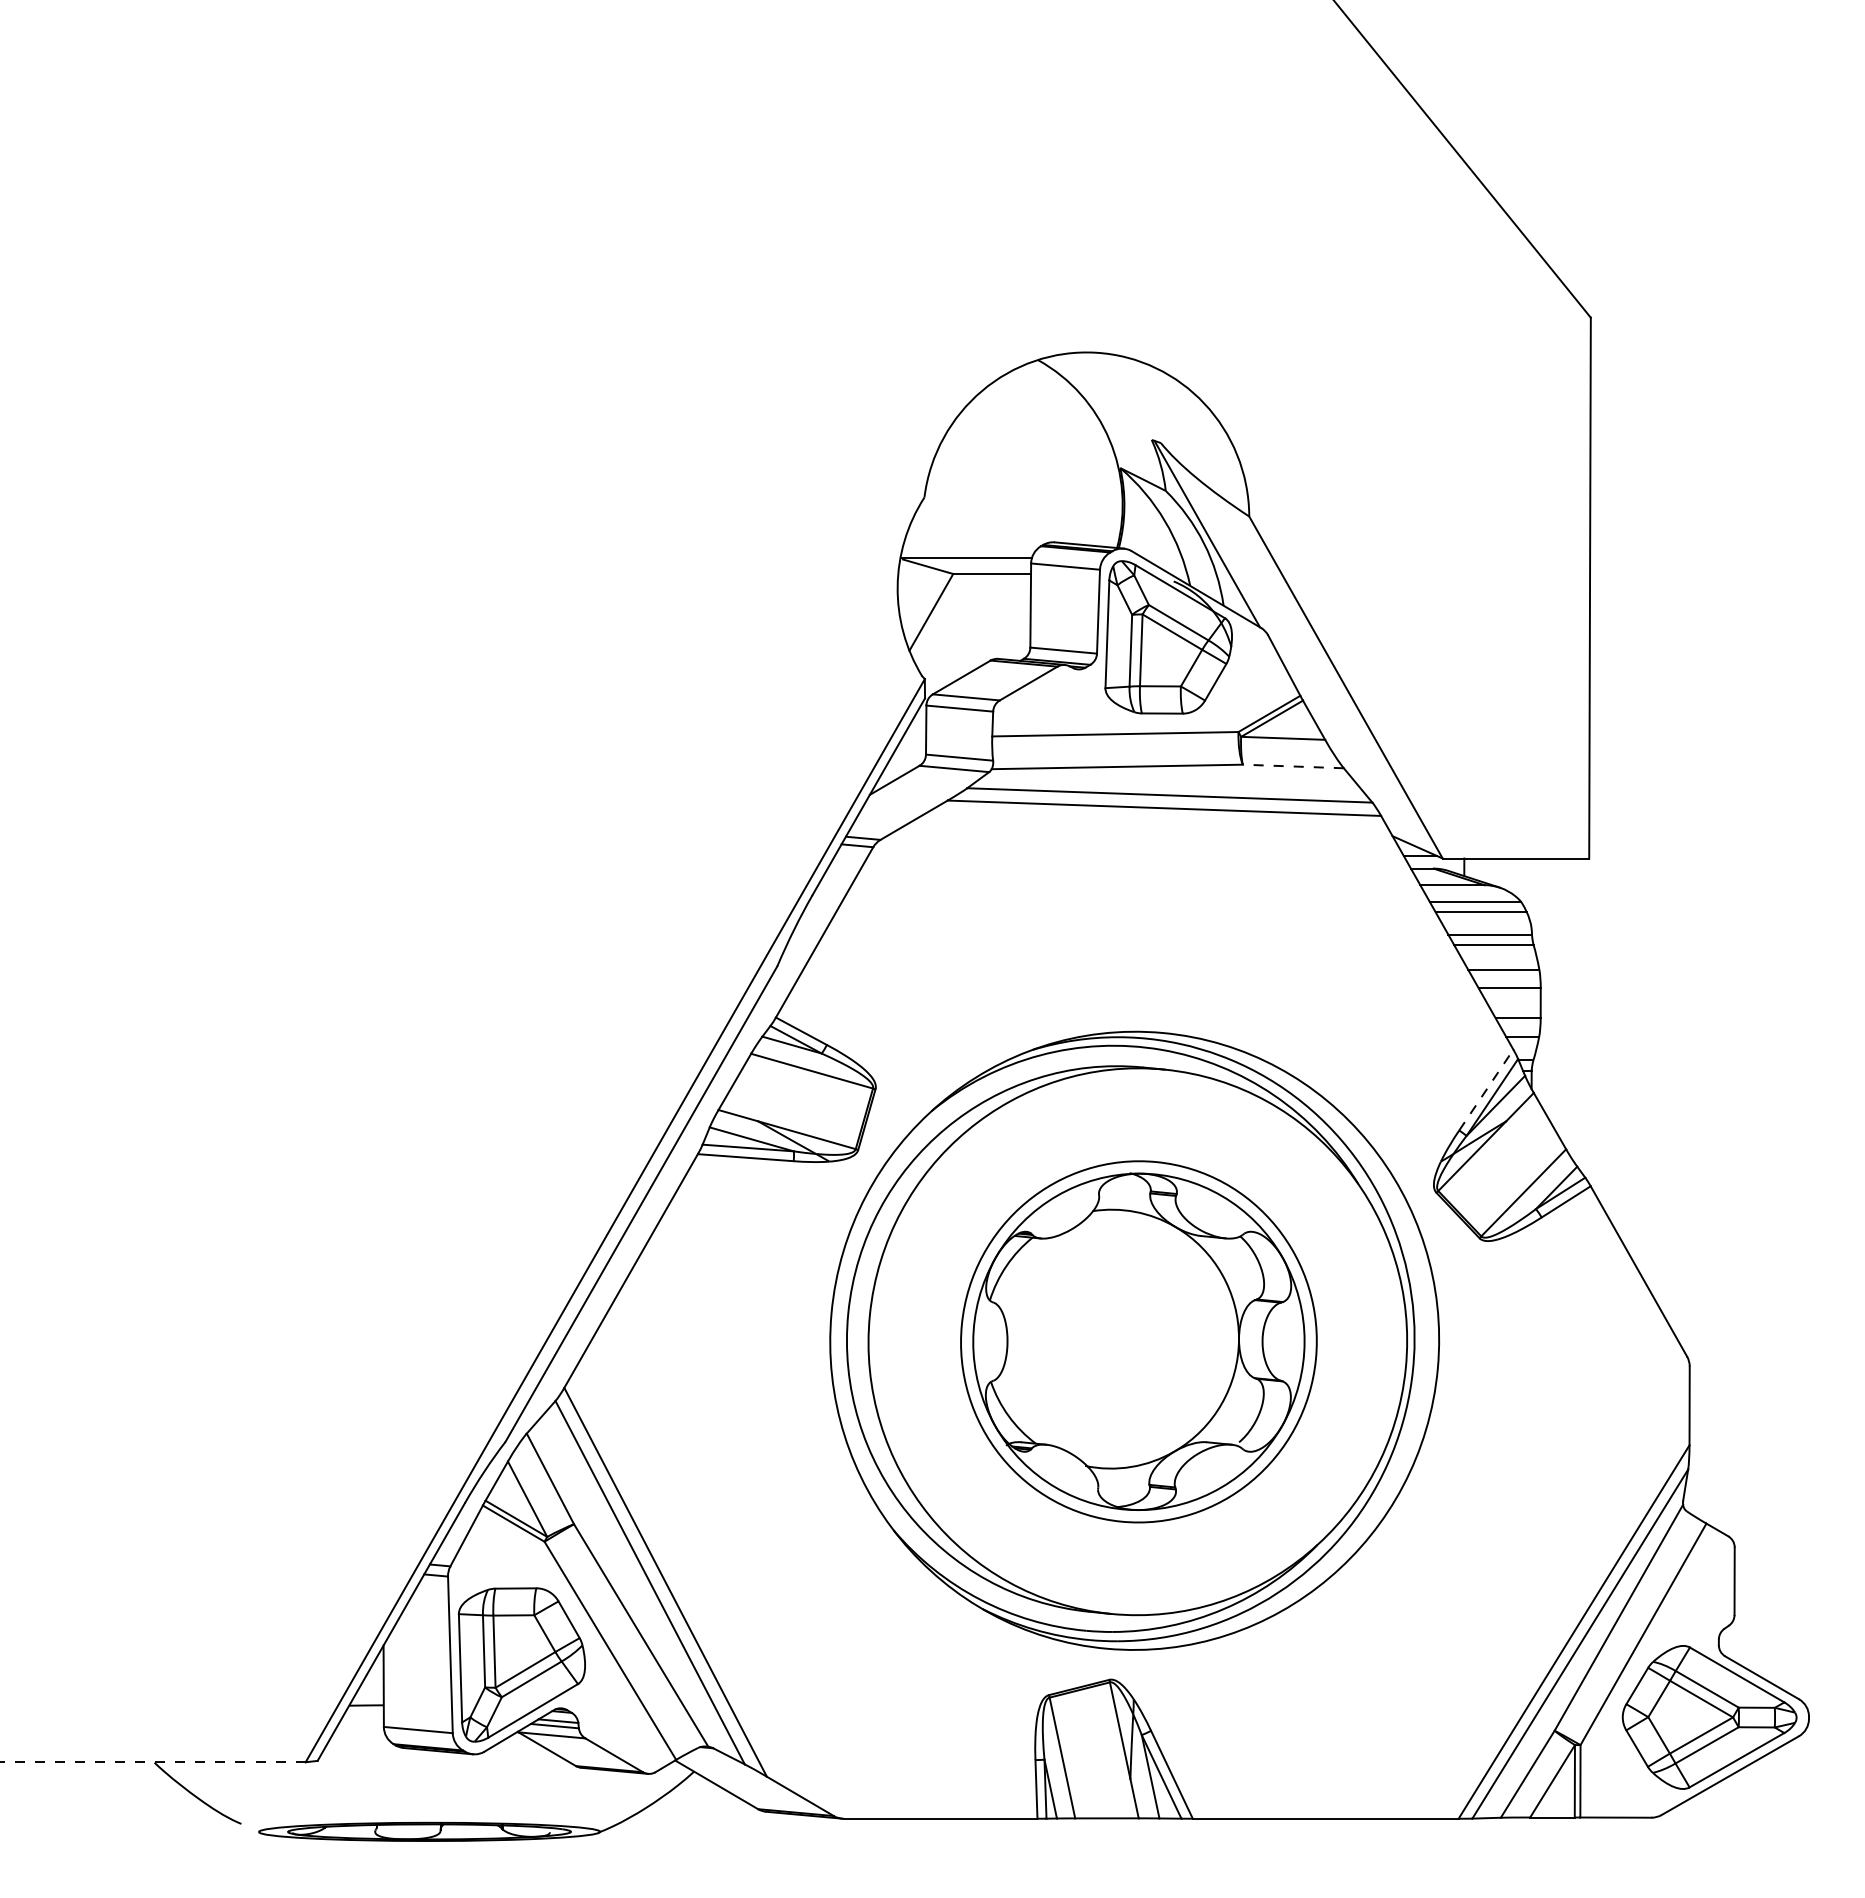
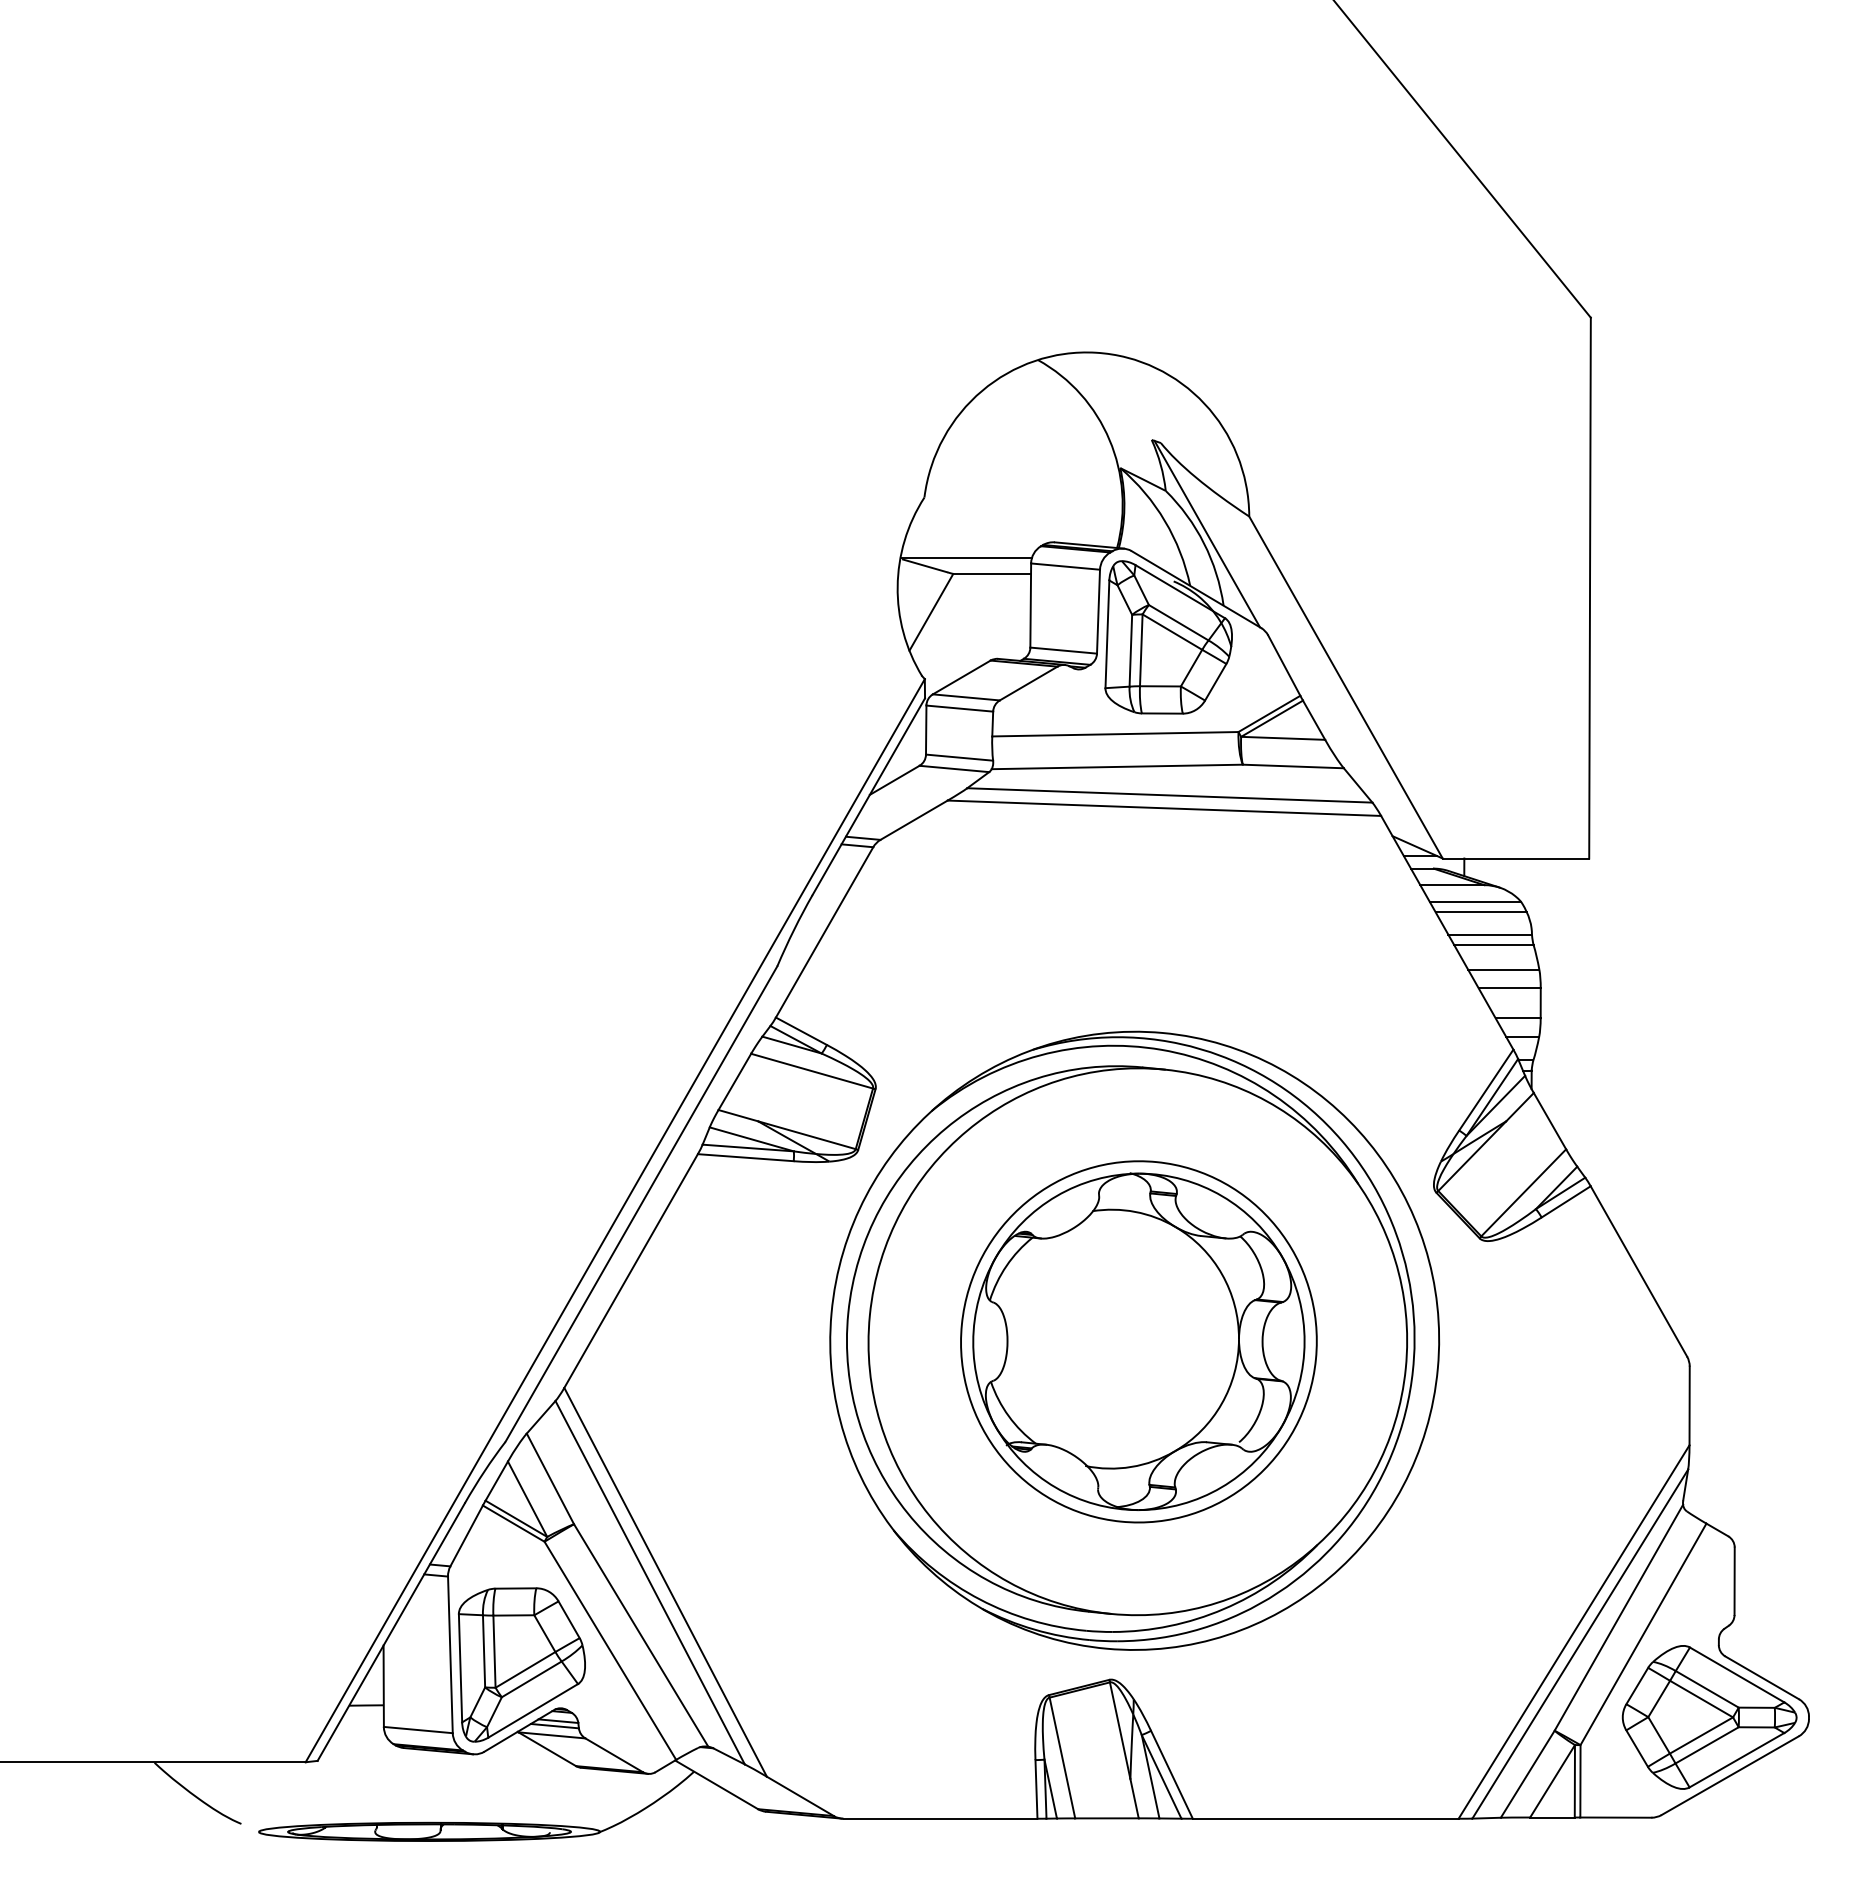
line: dashed -> solid (1293, 766)
line: dashed -> solid (1486, 1090)
line: dashed -> solid (152, 1762)
